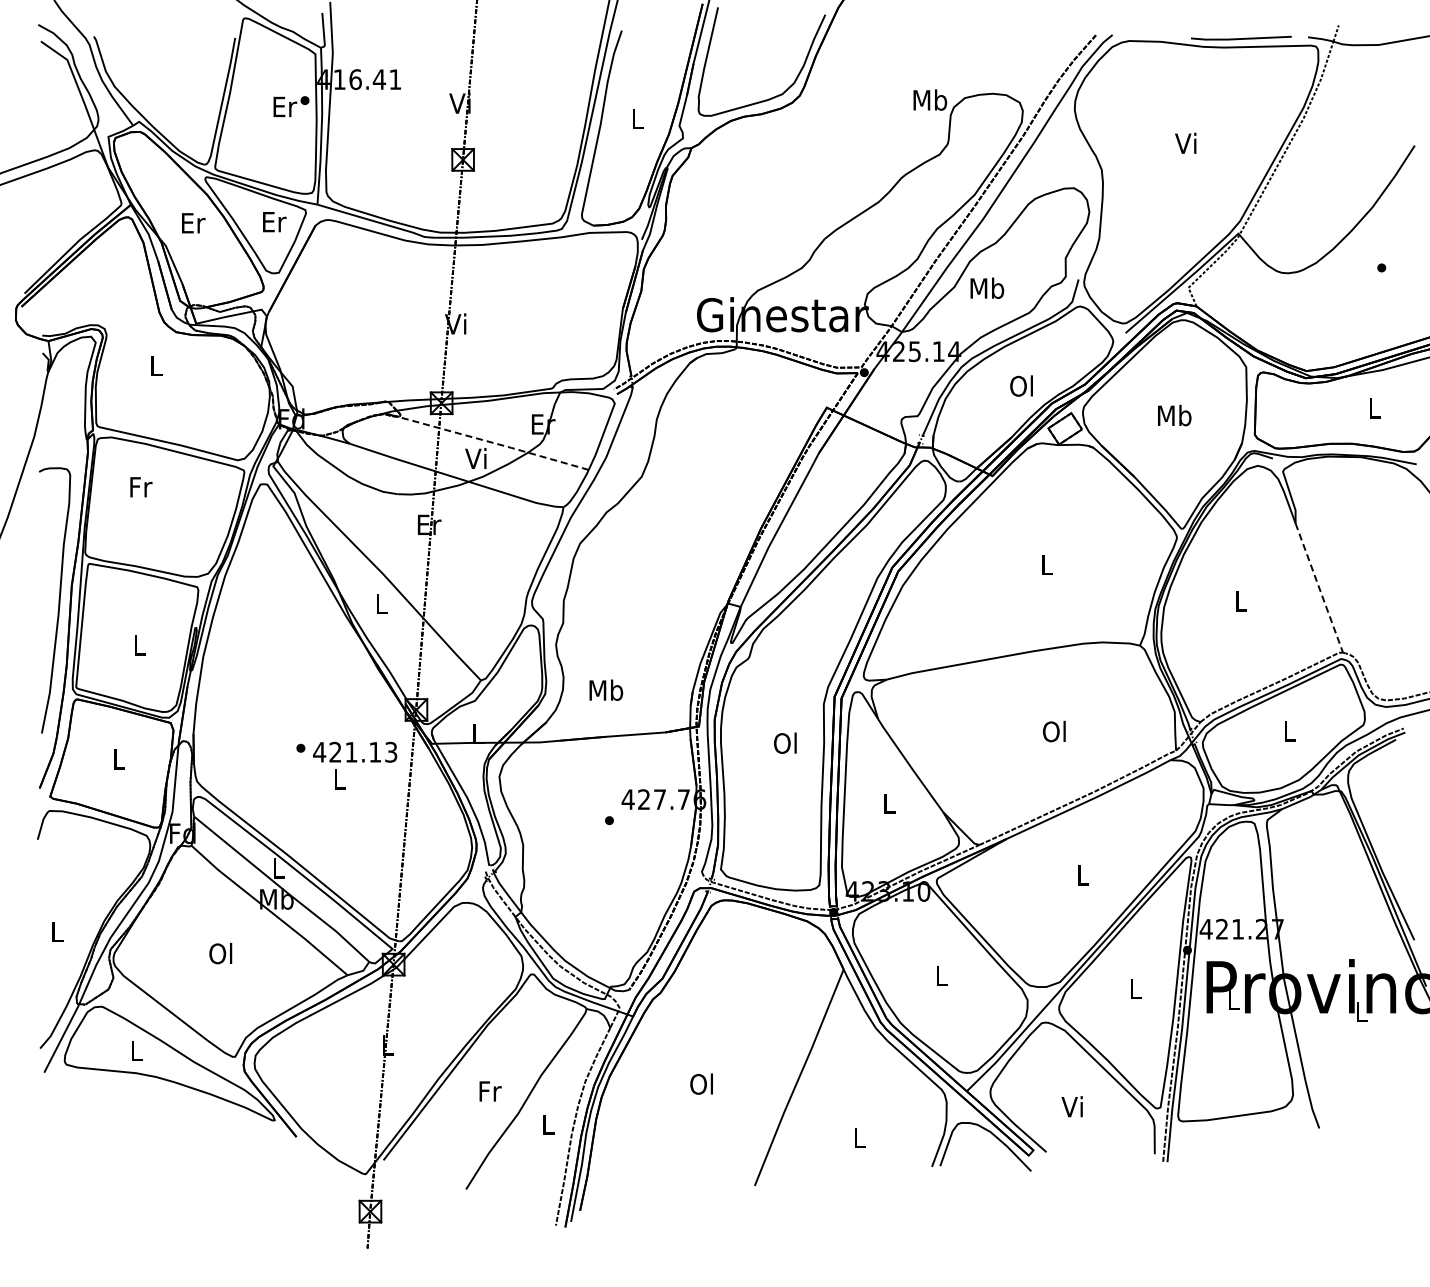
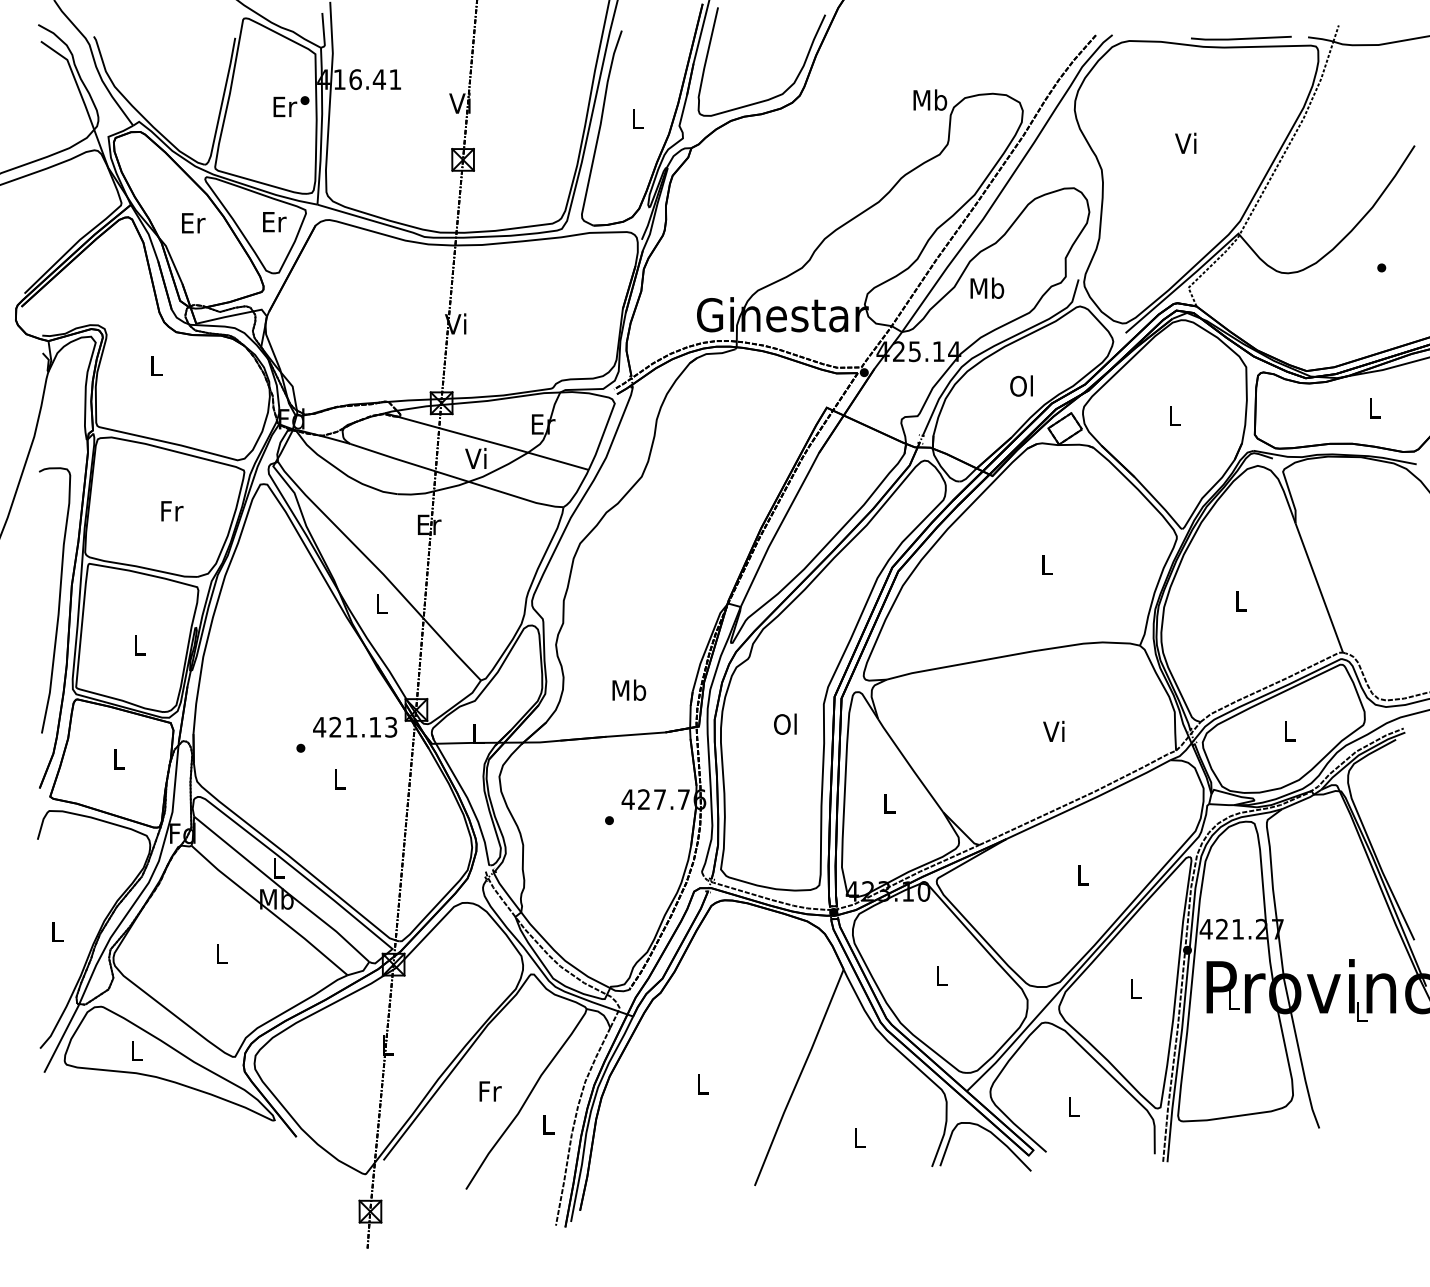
text: Mb -> L (1174, 415)
line: dashed -> solid (493, 442)
text position: (141, 487) -> (172, 511) (172, 511)
line: dashed -> solid (1319, 588)
text position: (606, 689) -> (629, 689) (629, 689)
text: Ol -> Vi (1054, 731)
text position: (785, 742) -> (785, 723) (785, 723)
text position: (355, 751) -> (355, 726) (355, 726)
text: Ol -> L (220, 953)
text: Ol -> L (701, 1083)
text: Vi -> L (1071, 1106)
